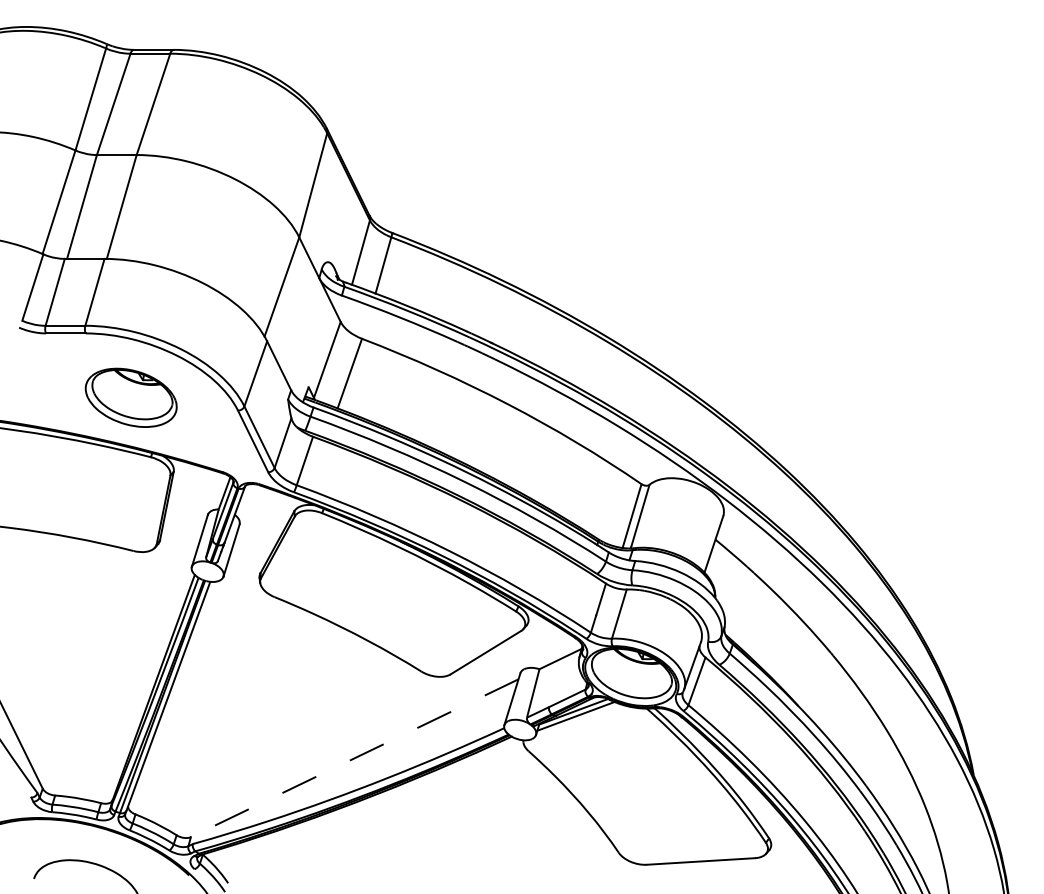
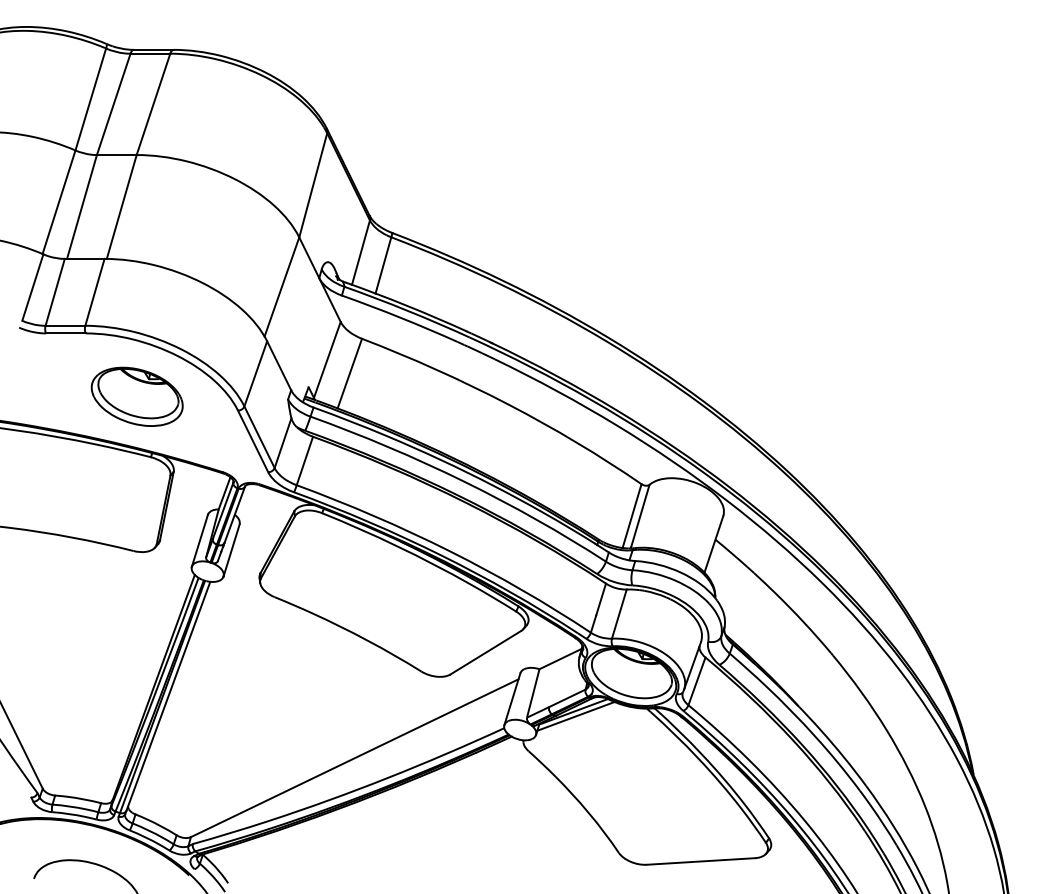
part position: (130, 397) -> (136, 396) (136, 396)
line: dashed -> solid (354, 758)
